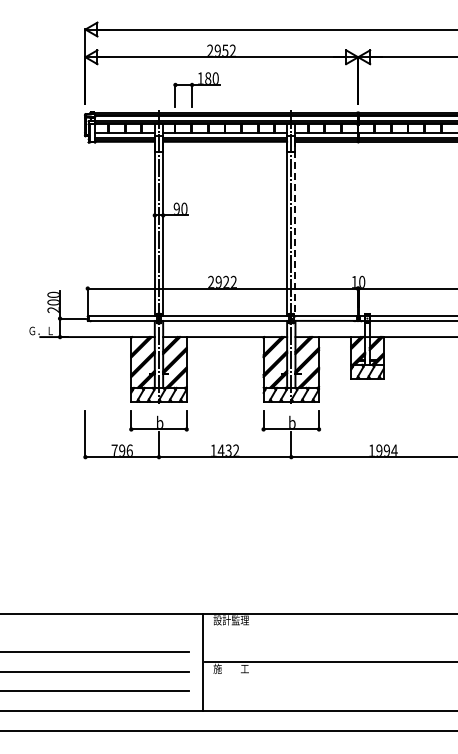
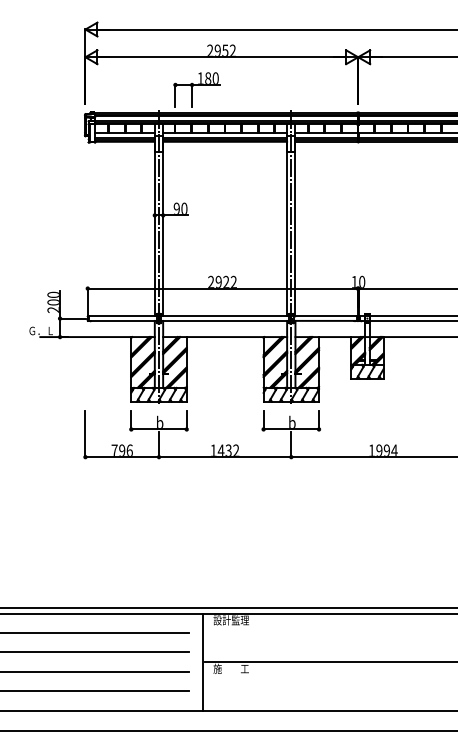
line: dashed -> solid (295, 228)
line: none -> present (228, 608)
line: none -> present (95, 632)
